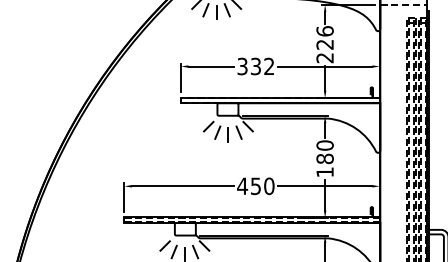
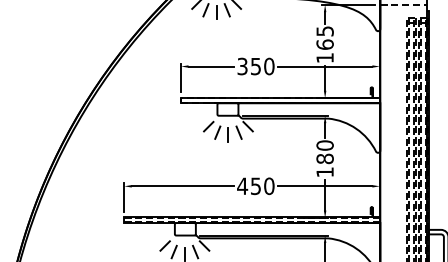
text: 226 -> 165 (324, 44)
text: 332 -> 350 (262, 66)
